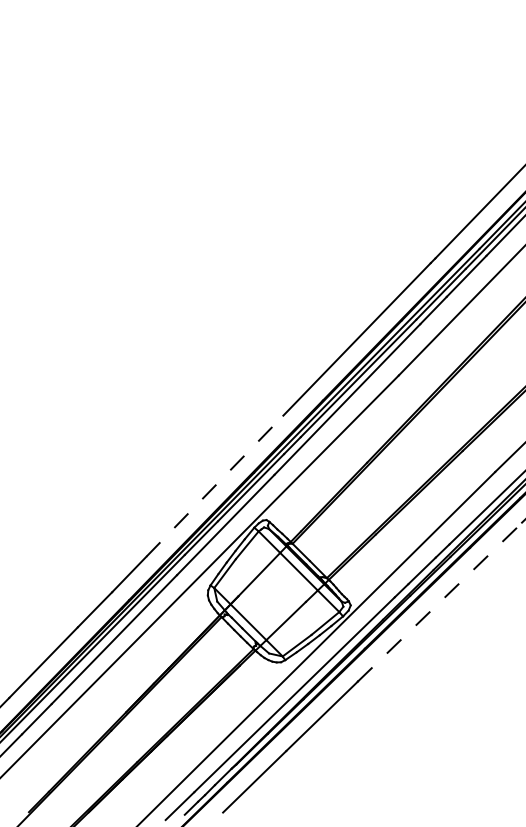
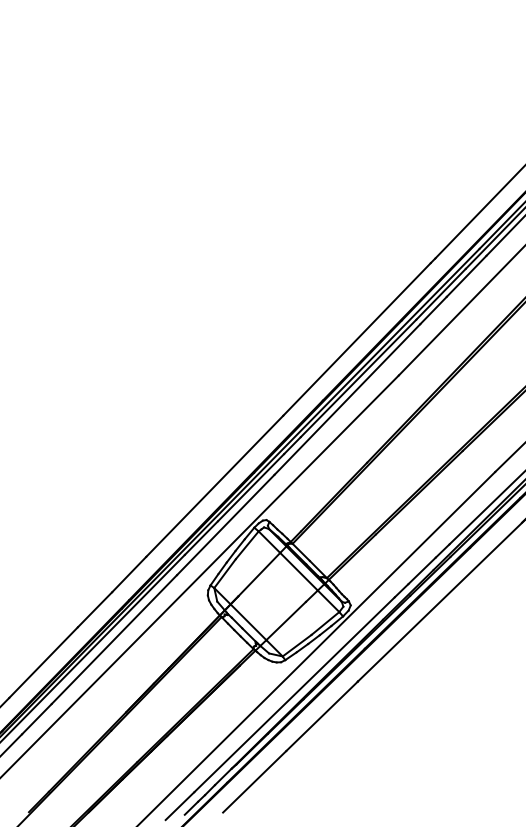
line: dashed -> solid (215, 485)
line: dashed -> solid (442, 600)
